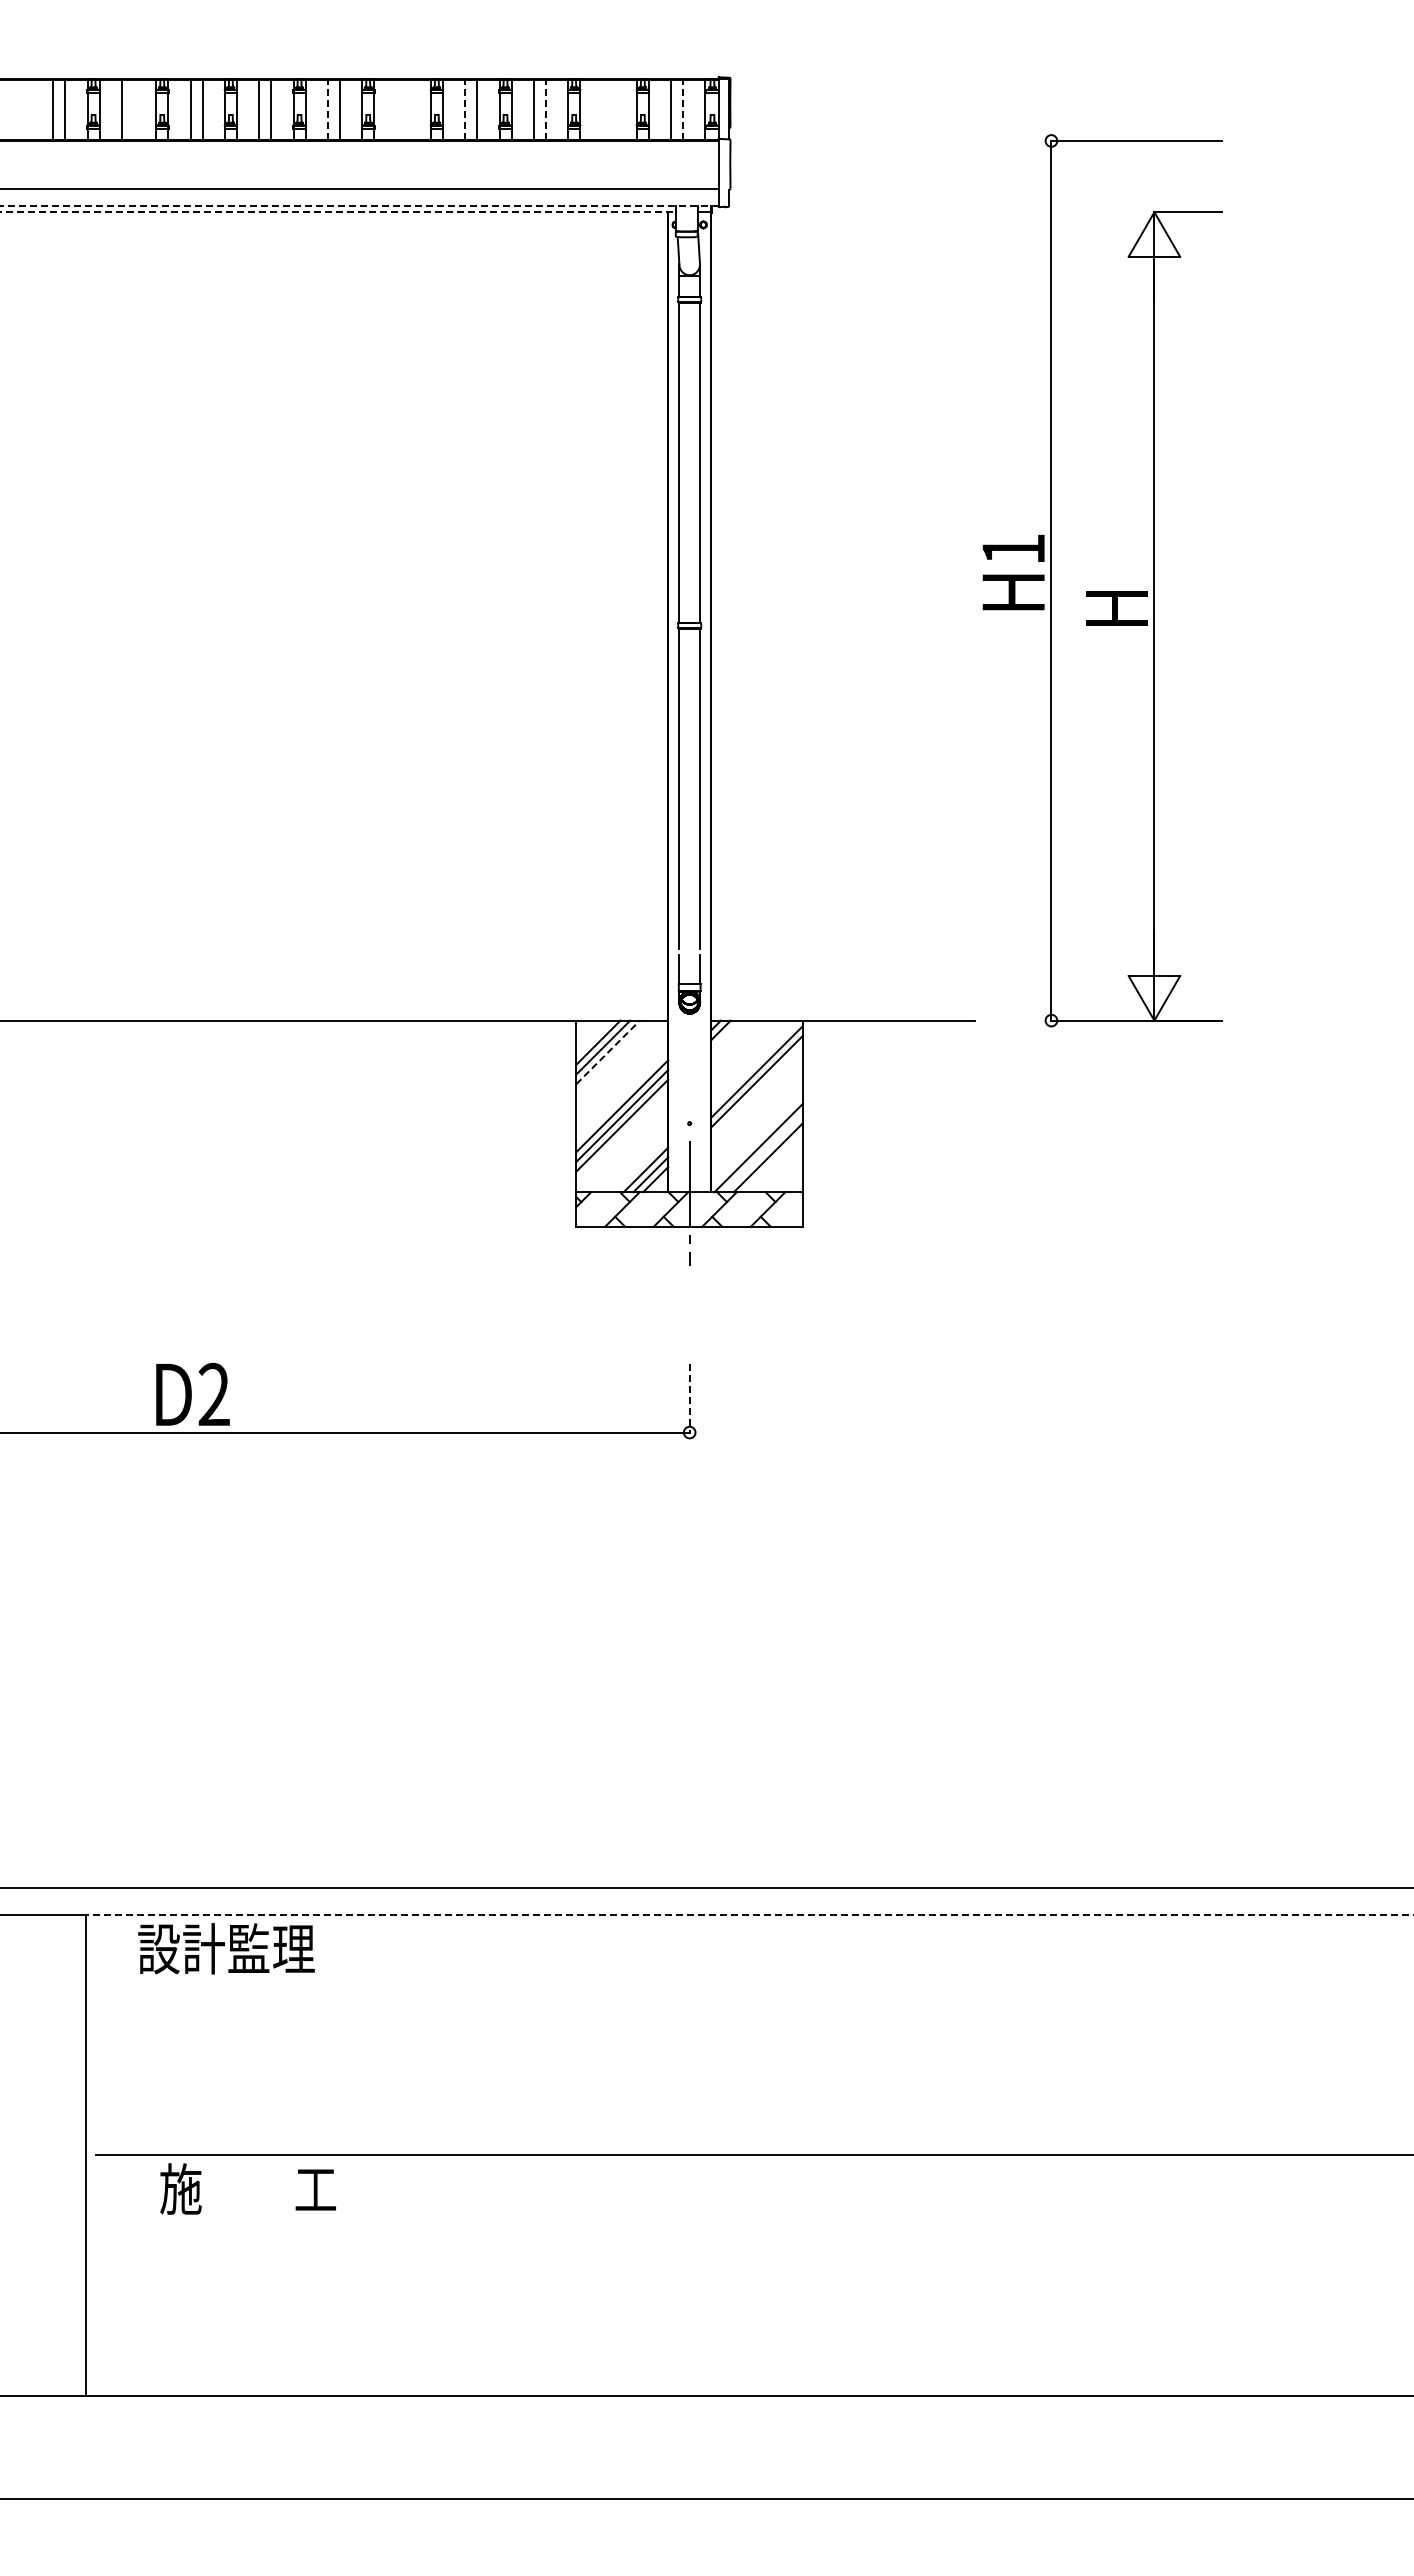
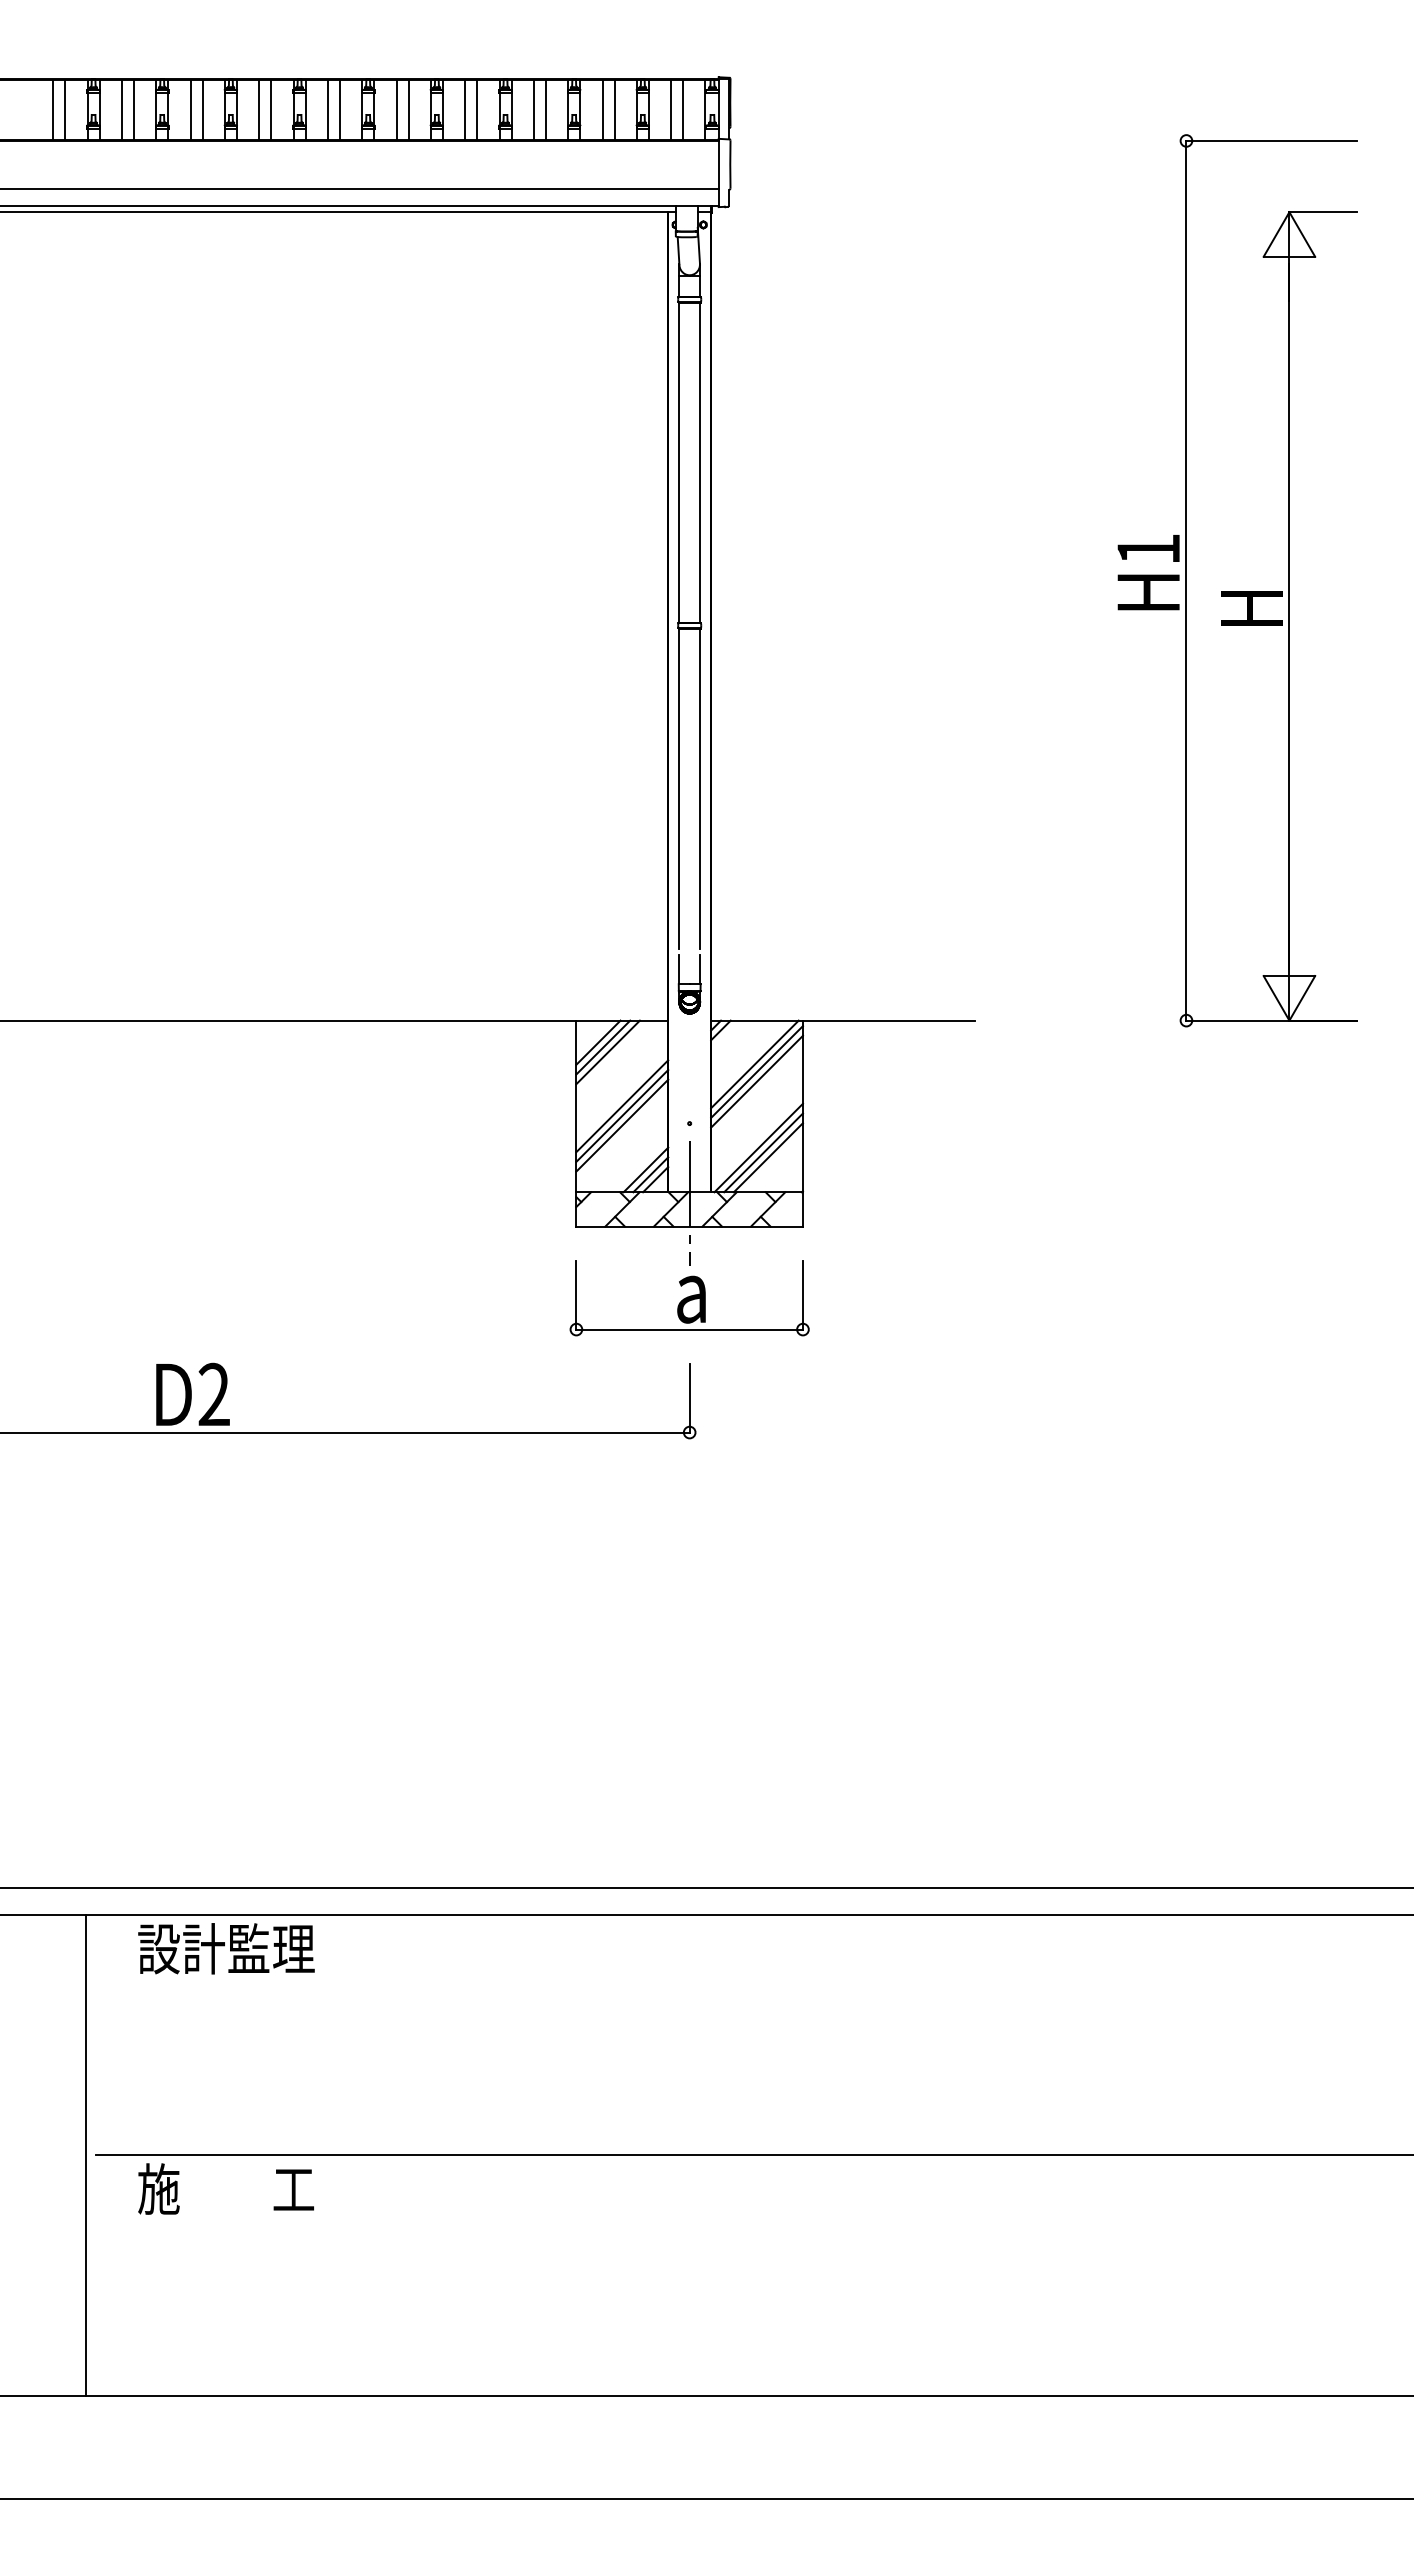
line: none -> present (133, 109)
line: dashed -> solid (327, 109)
line: none -> present (396, 109)
line: none -> present (408, 109)
line: dashed -> solid (465, 109)
line: dashed -> solid (545, 109)
line: none -> present (602, 109)
line: none -> present (614, 109)
line: dashed -> solid (683, 109)
line: dashed -> solid (358, 206)
line: dashed -> solid (338, 212)
part position: (1102, 591) -> (1237, 591) (1237, 591)
line: dashed -> solid (608, 1052)
line: none -> present (754, 1064)
line: none -> present (763, 1152)
part: none -> present (689, 1298)
line: dashed -> solid (689, 1399)
line: dashed -> solid (749, 1915)
text position: (247, 2188) -> (225, 2188) (225, 2188)
